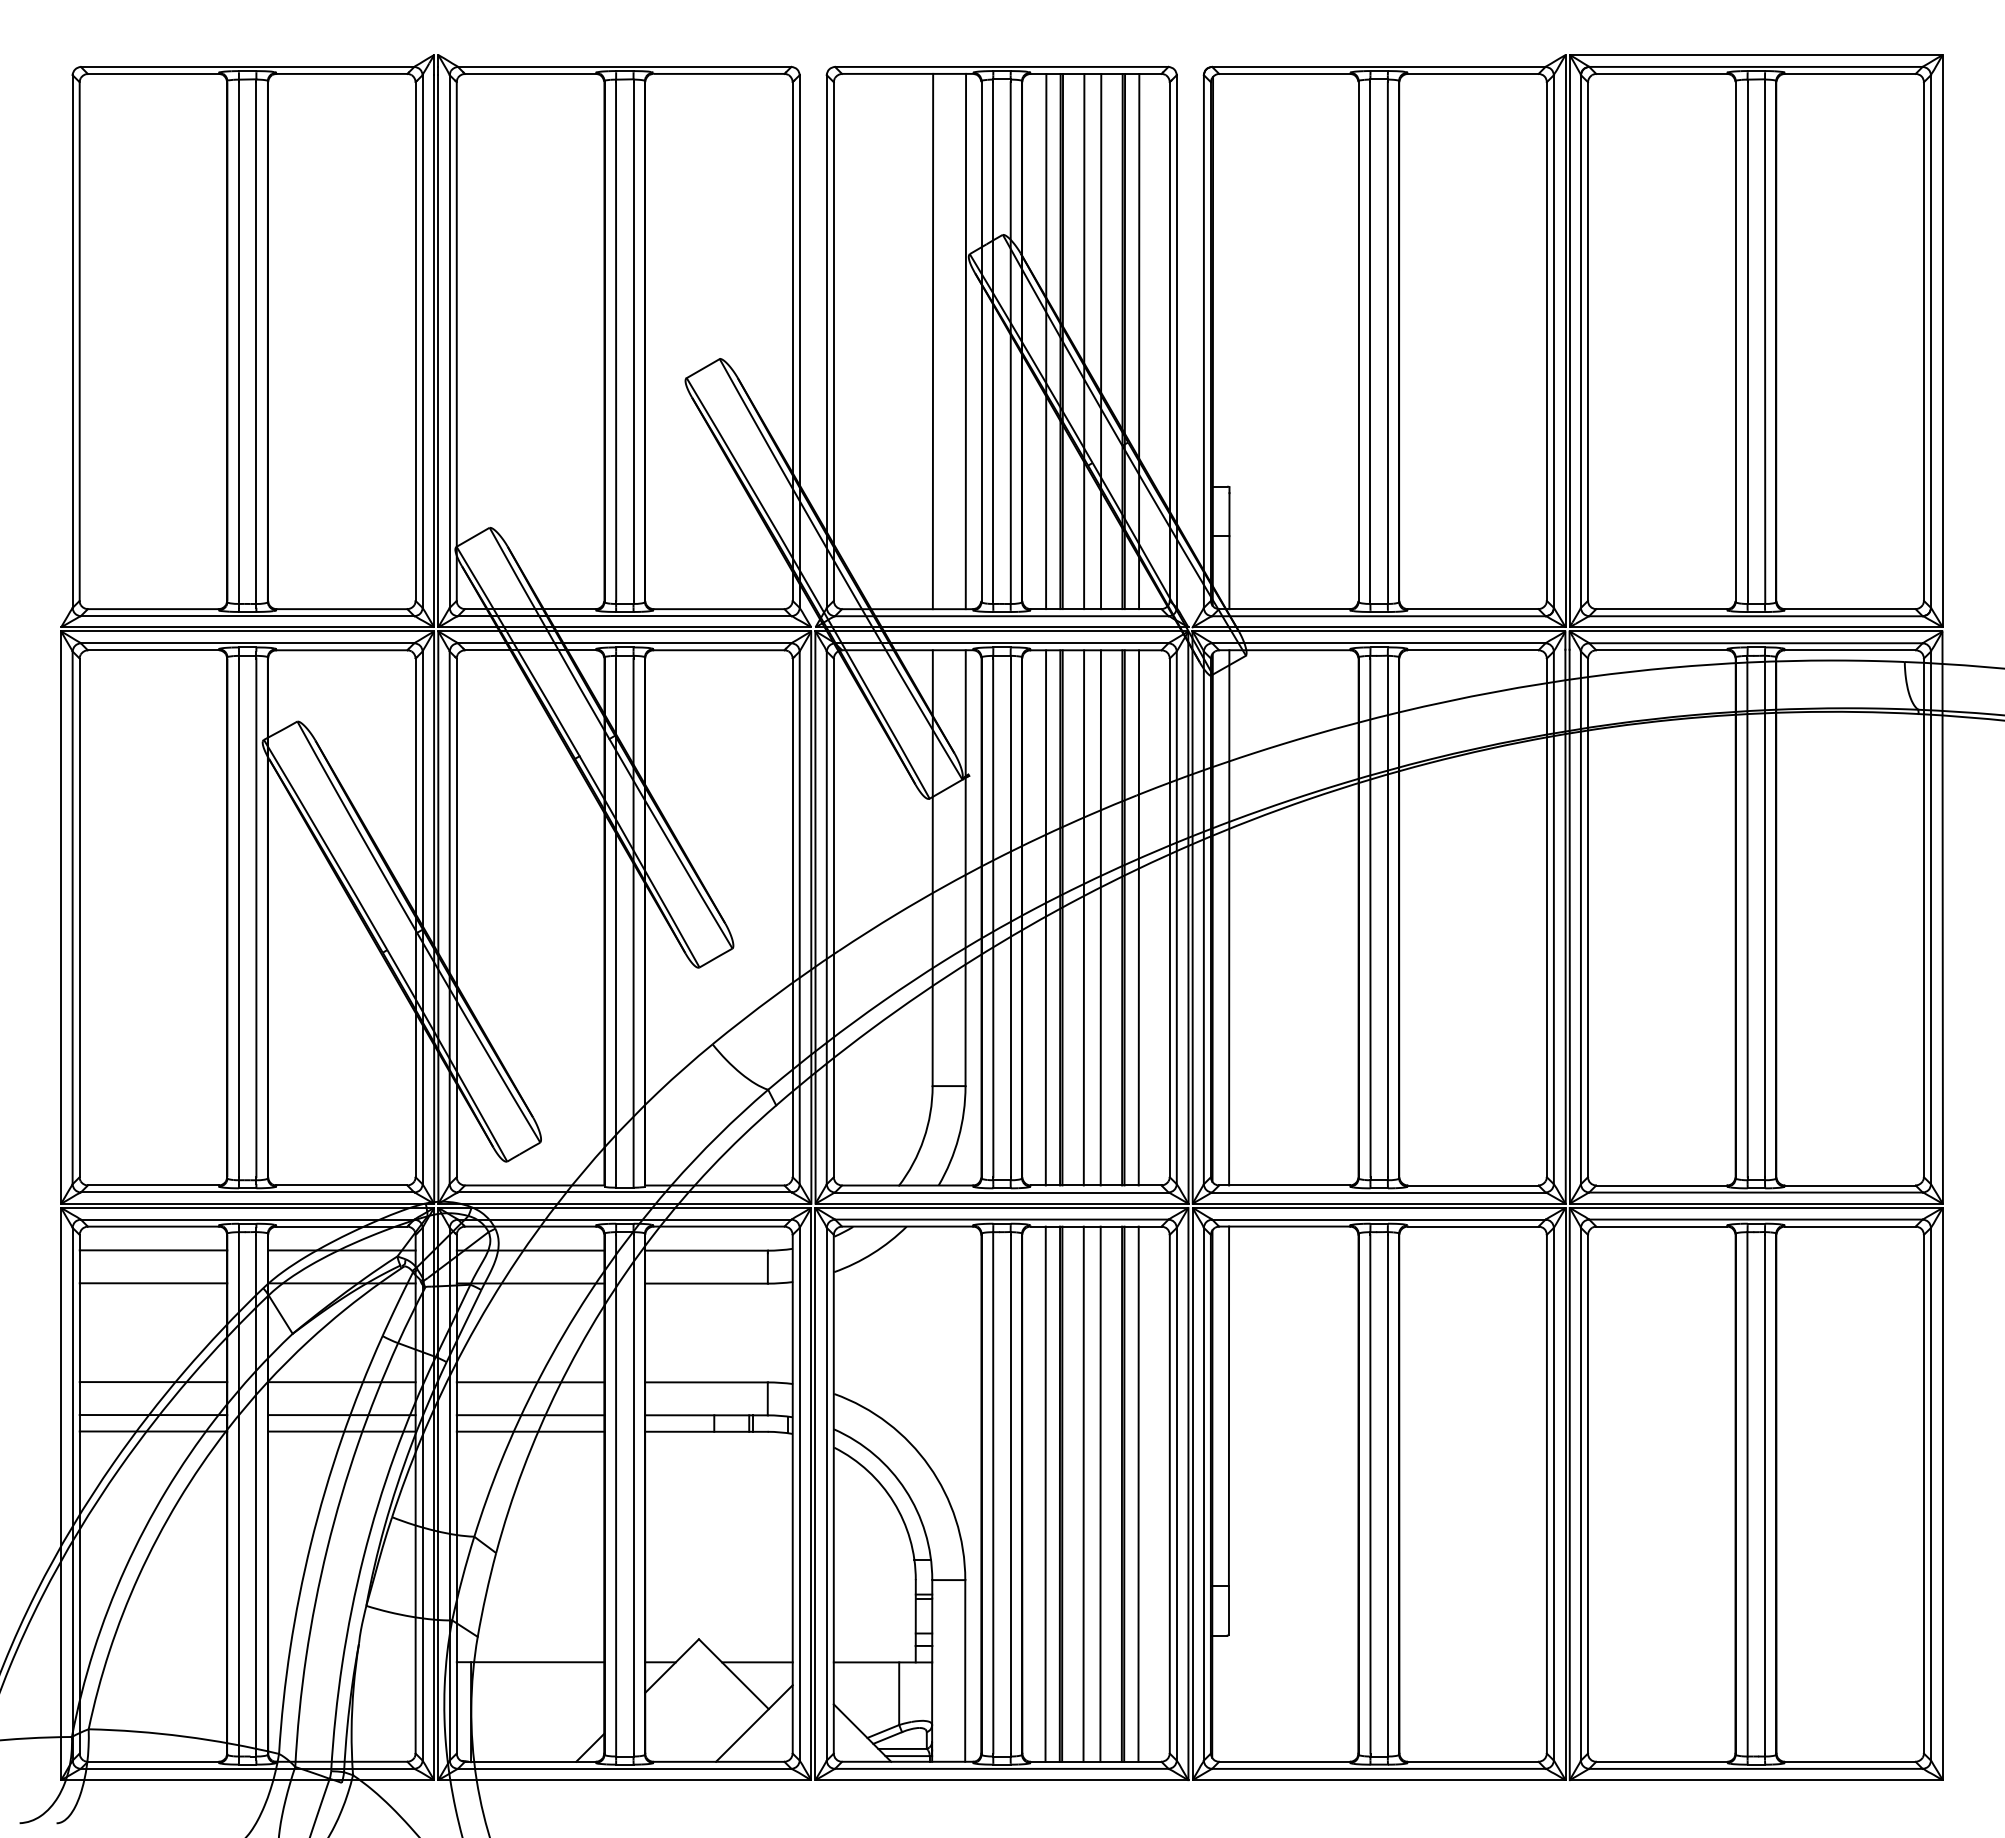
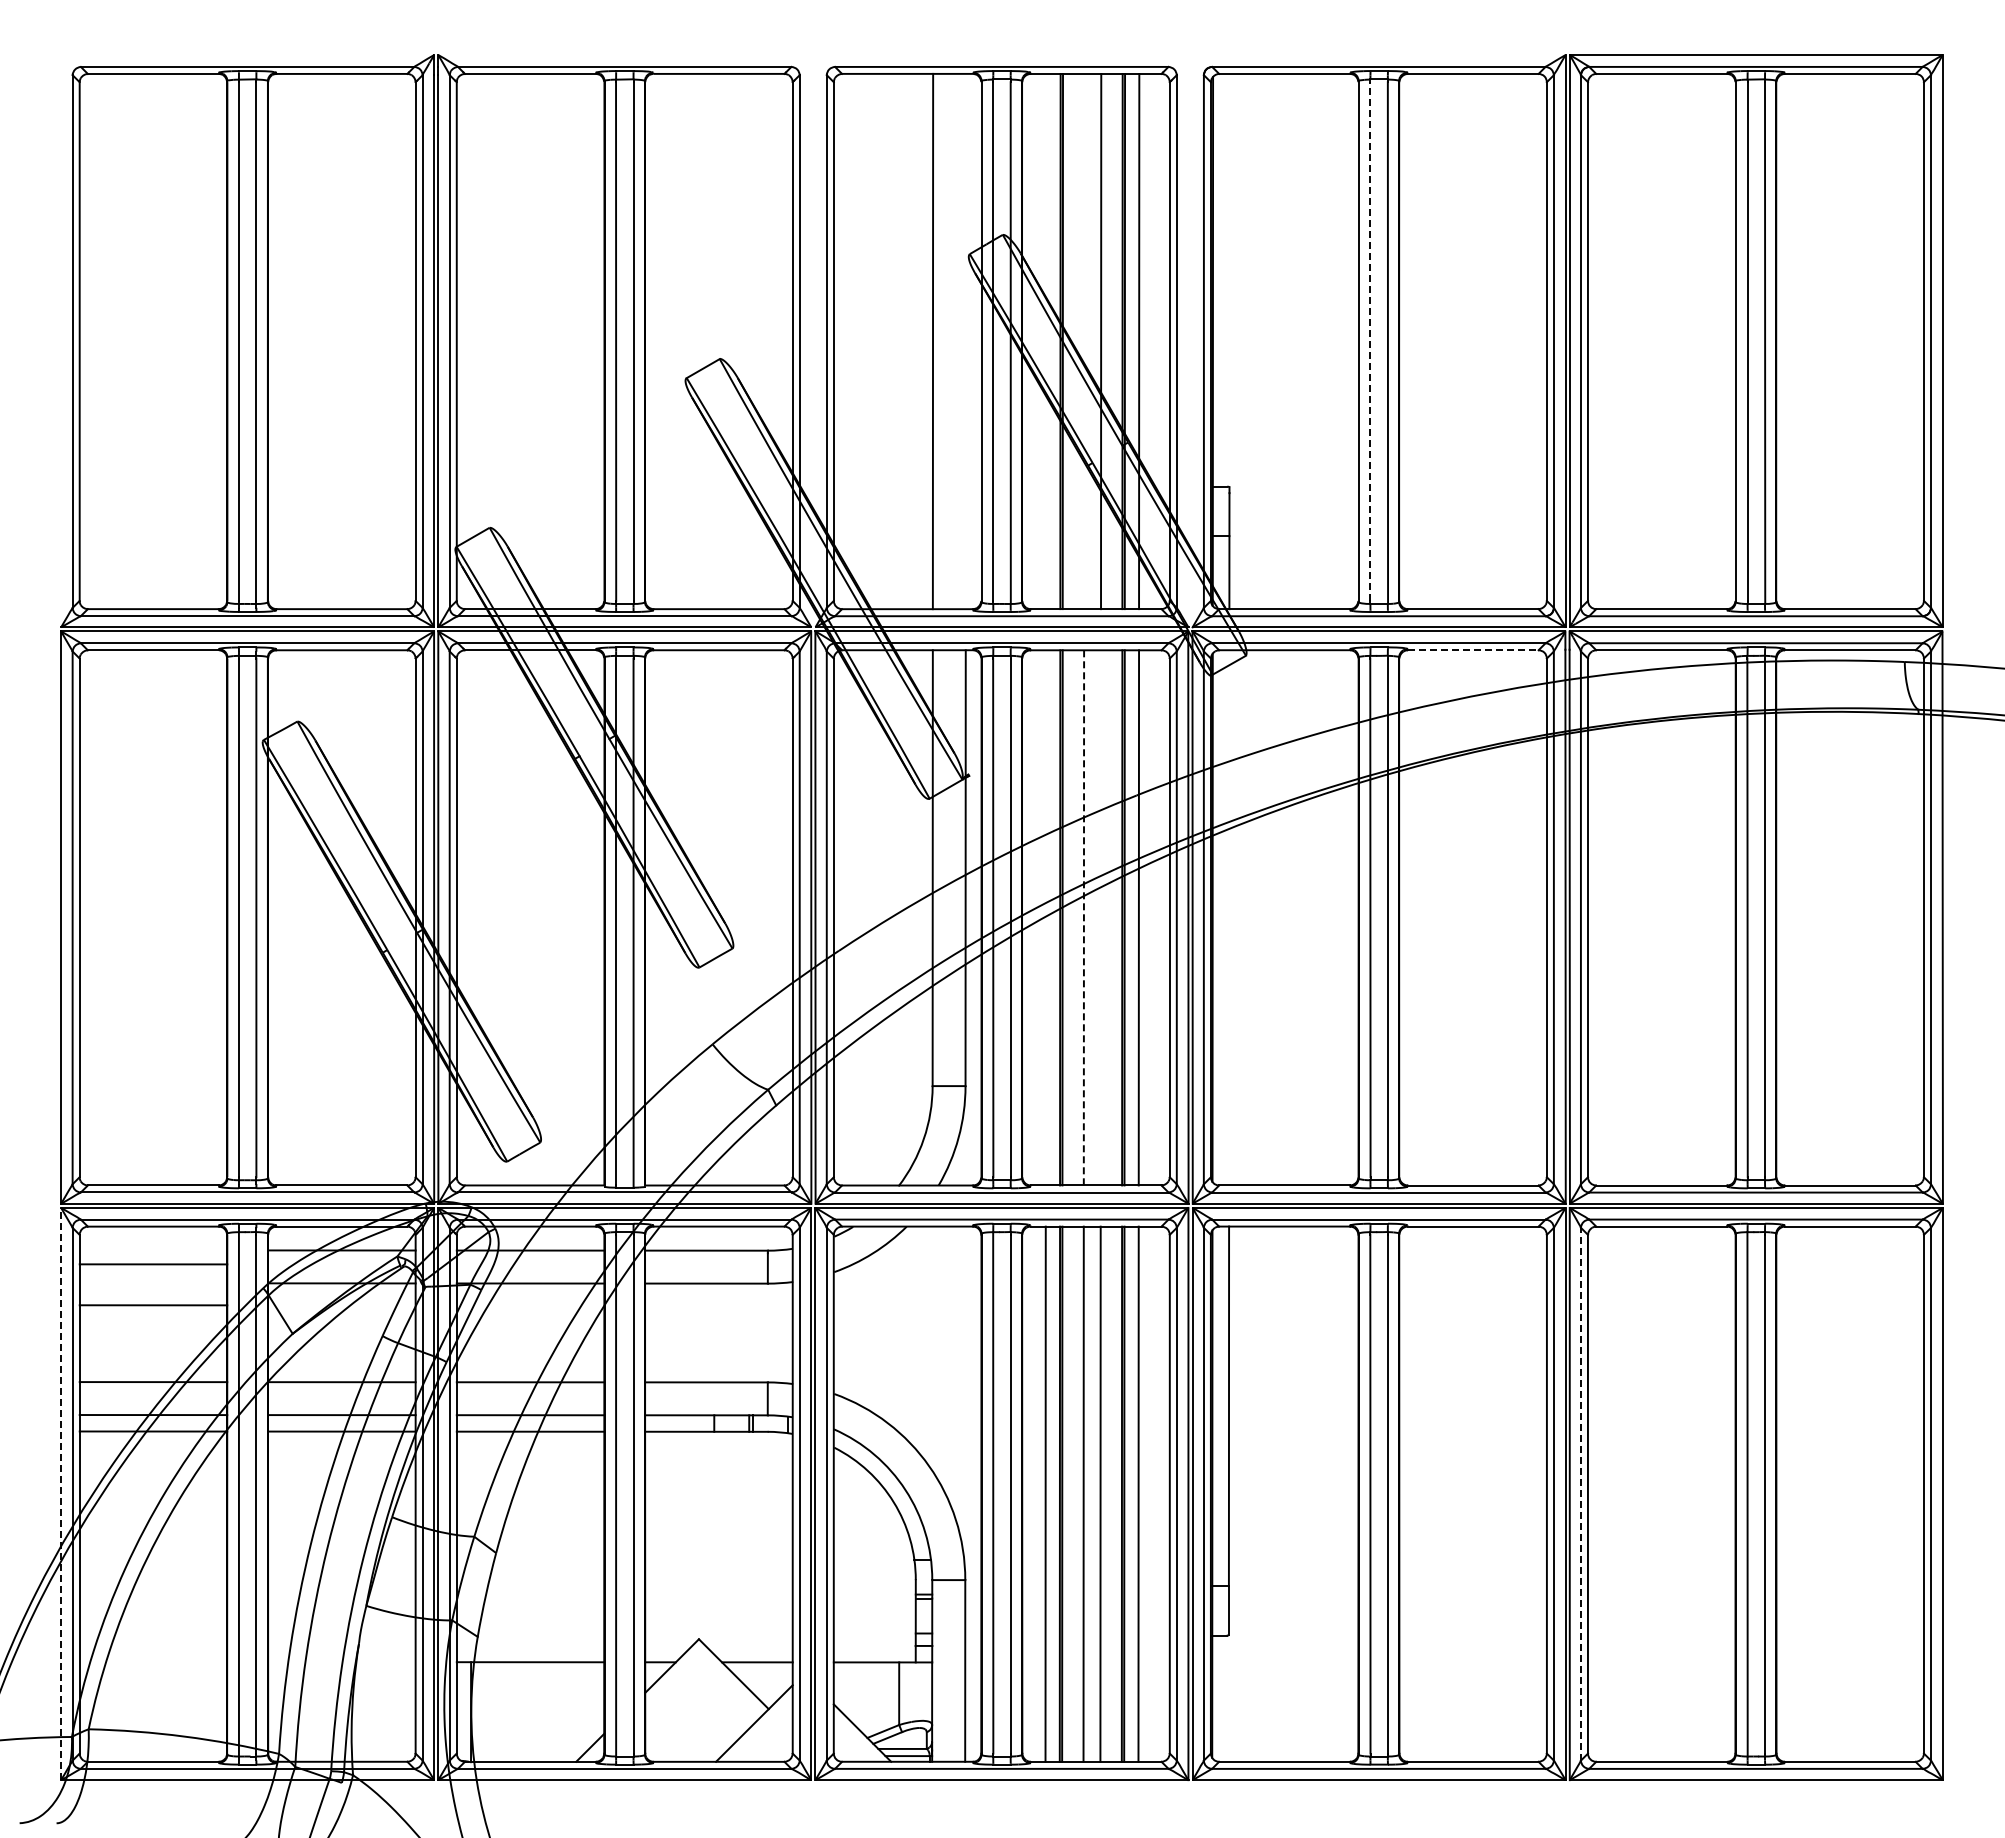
line: present -> none (965, 341)
line: present -> none (1046, 341)
line: present -> none (1084, 341)
line: solid -> dashed (1370, 341)
line: solid -> dashed (1473, 650)
line: present -> none (1045, 917)
line: solid -> dashed (1083, 917)
line: present -> none (1100, 917)
line: present -> none (1229, 917)
line position: (153, 1250) -> (153, 1264) (153, 1264)
line position: (153, 1283) -> (153, 1305) (153, 1305)
line: solid -> dashed (61, 1493)
line: solid -> dashed (1580, 1493)
